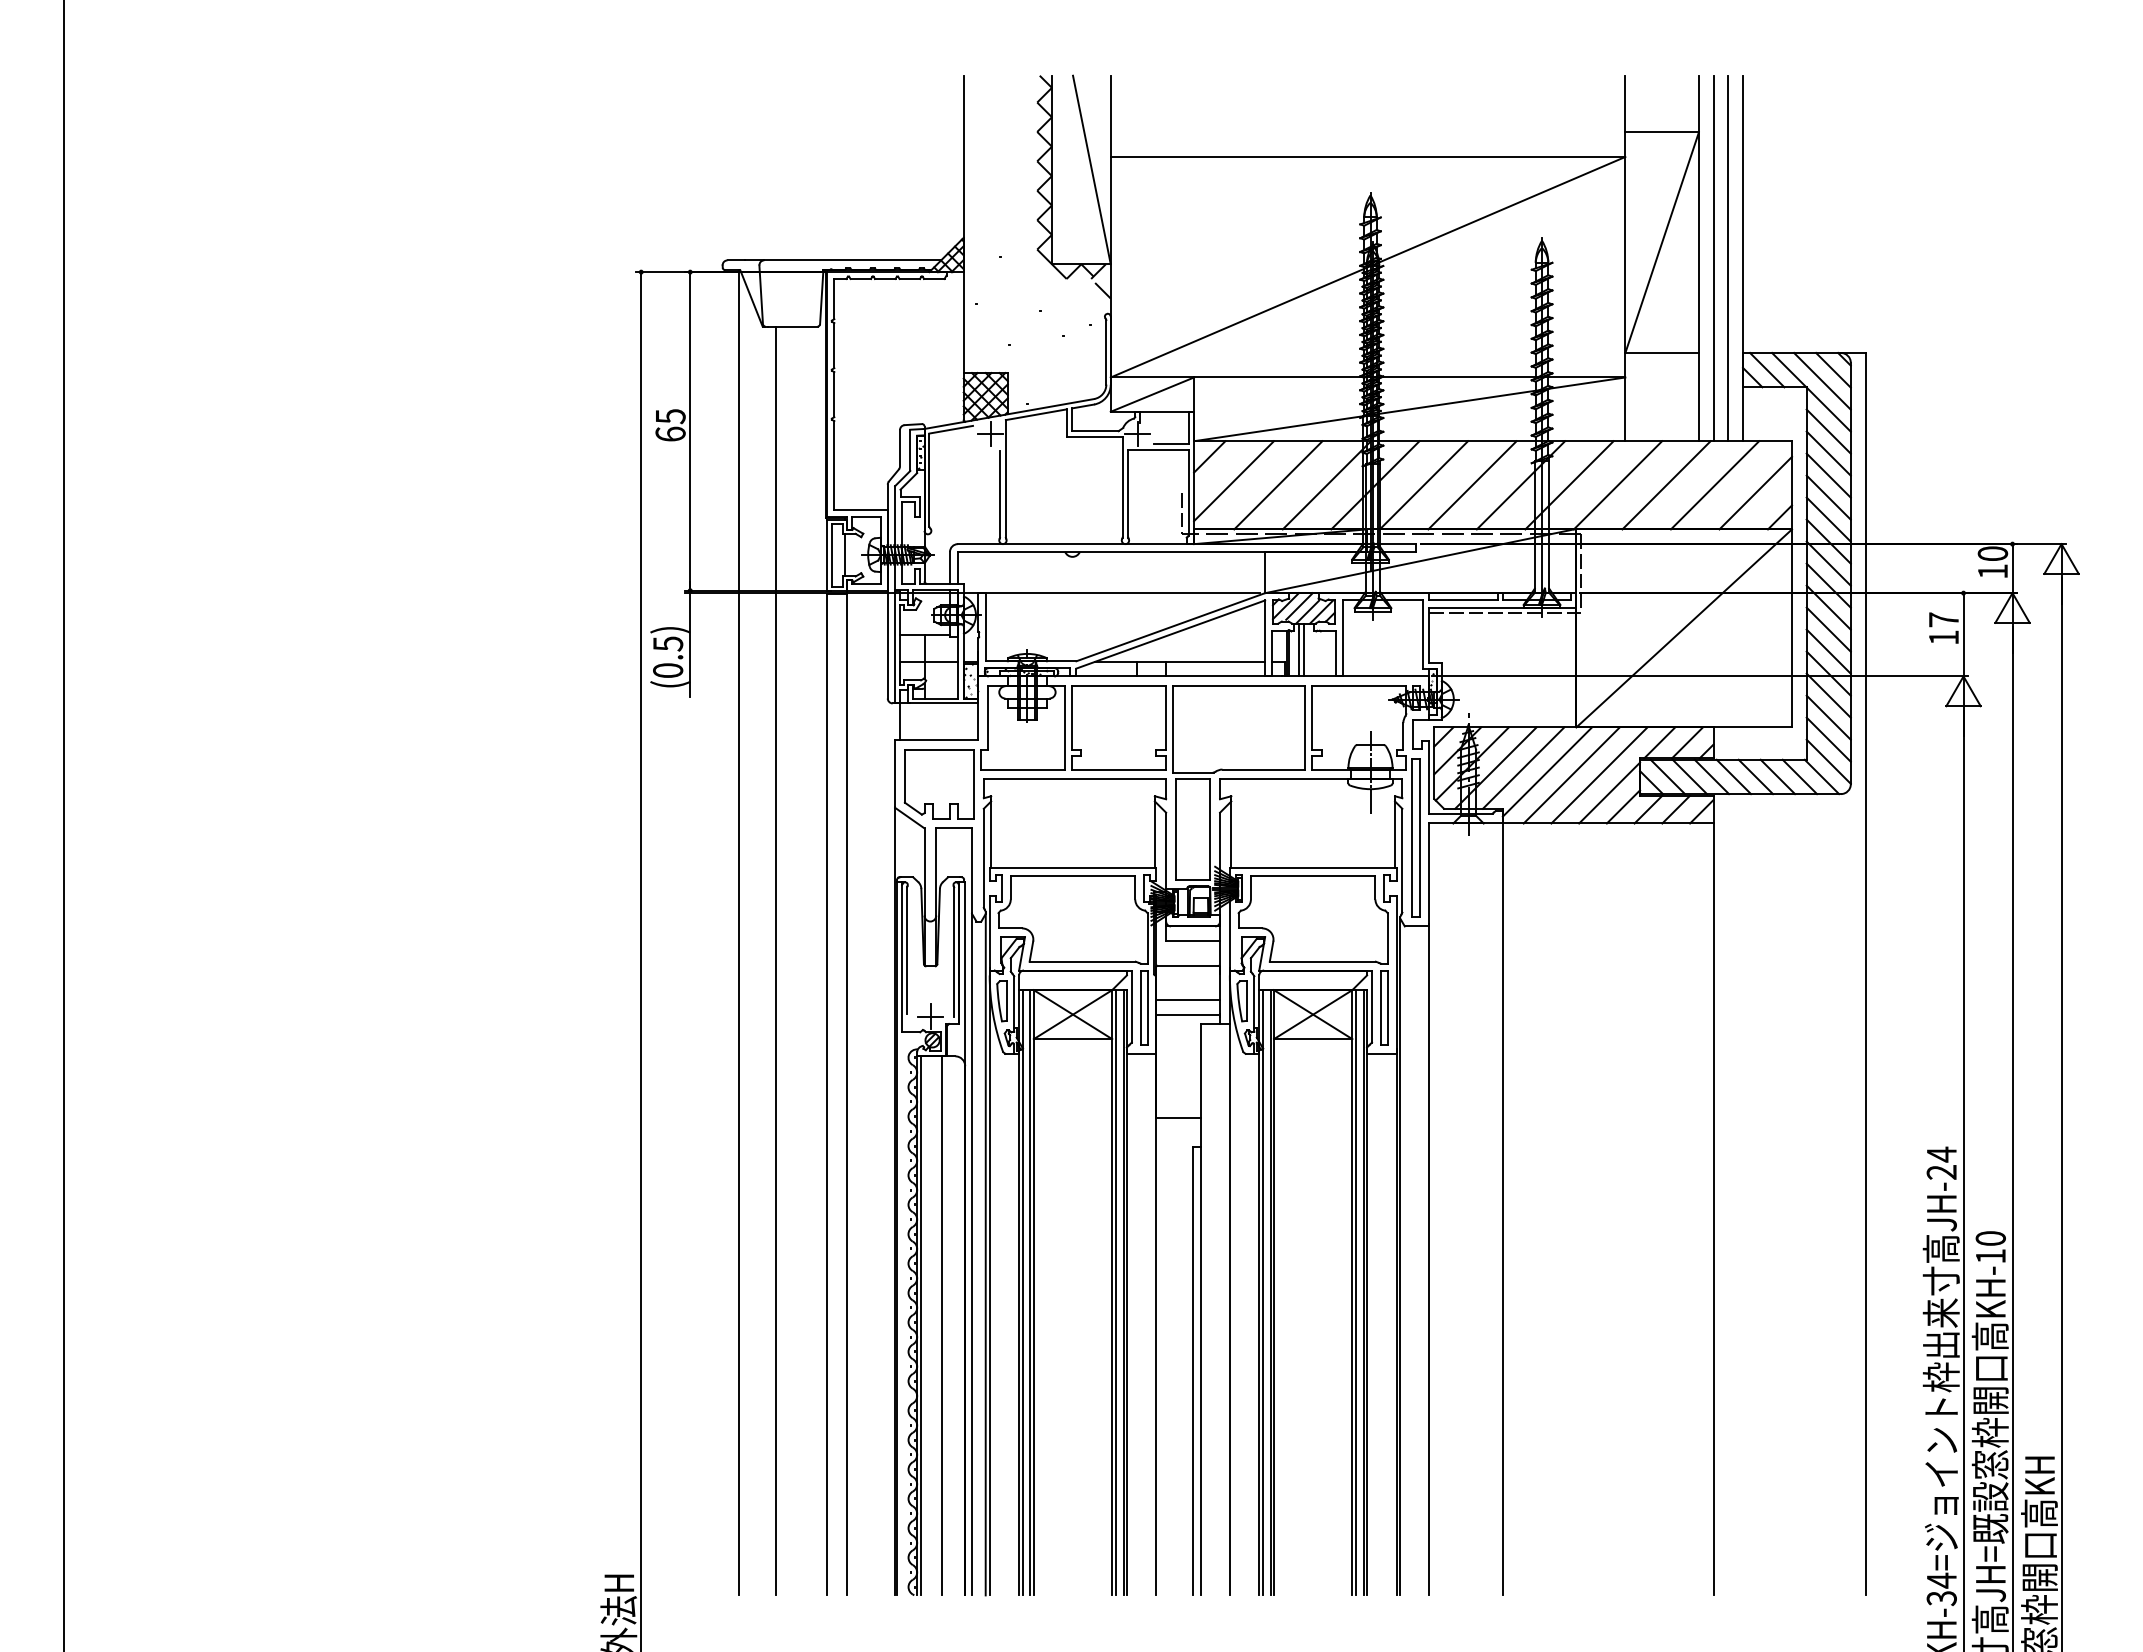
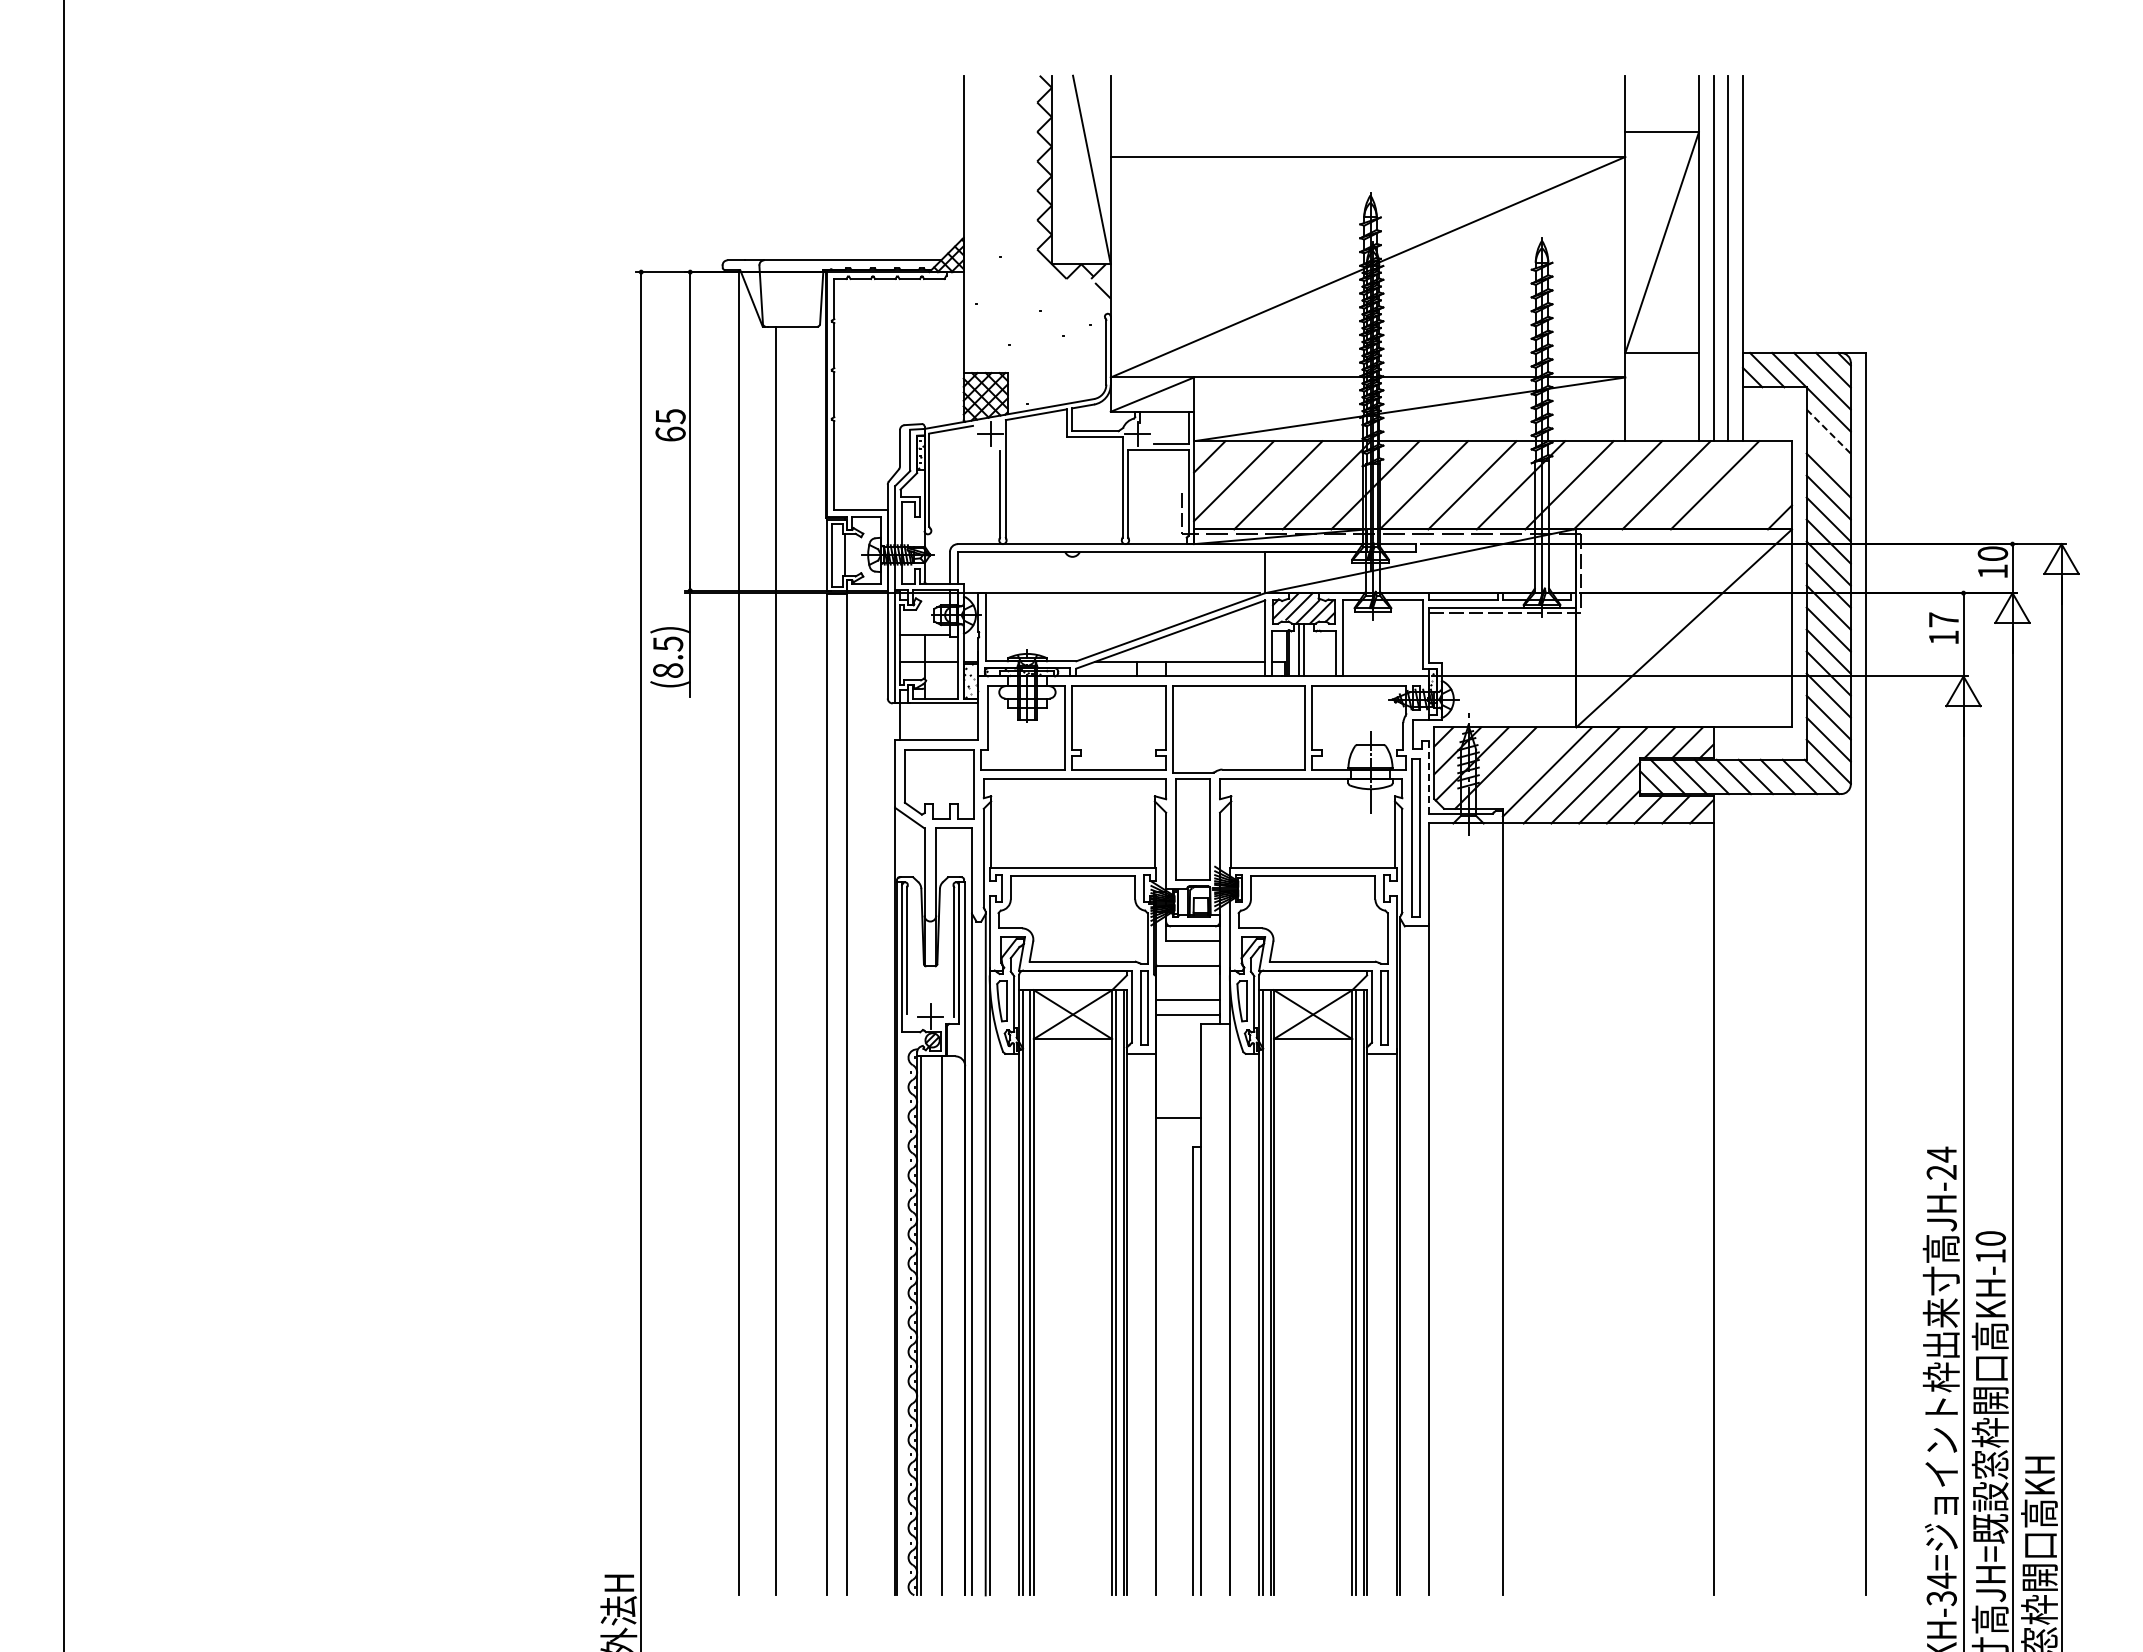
line: solid -> dashed (1829, 432)
line: present -> none (1828, 453)
line: present -> none (1755, 492)
text: (0.5) -> (8.5) (667, 670)
line: present -> none (1523, 767)
line: solid -> dashed (1429, 776)
